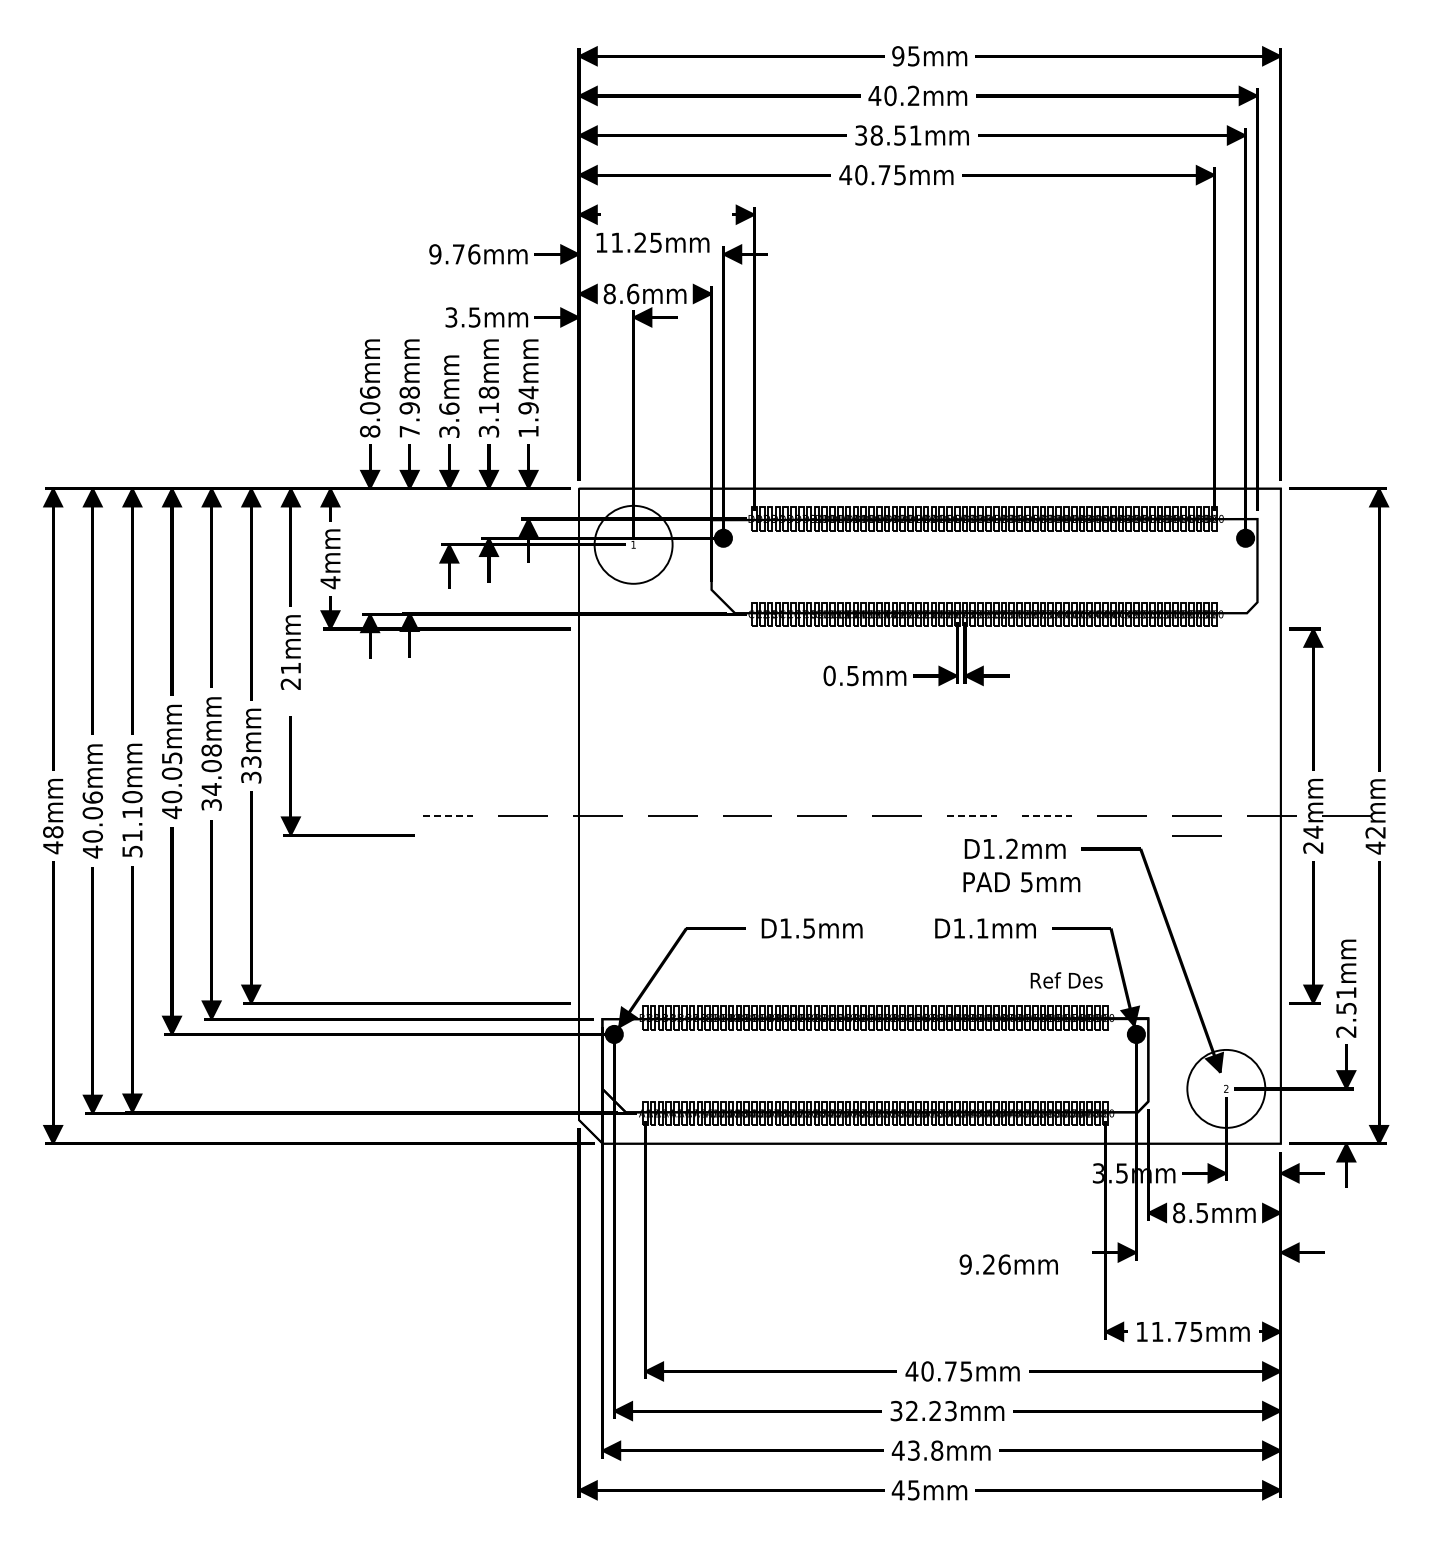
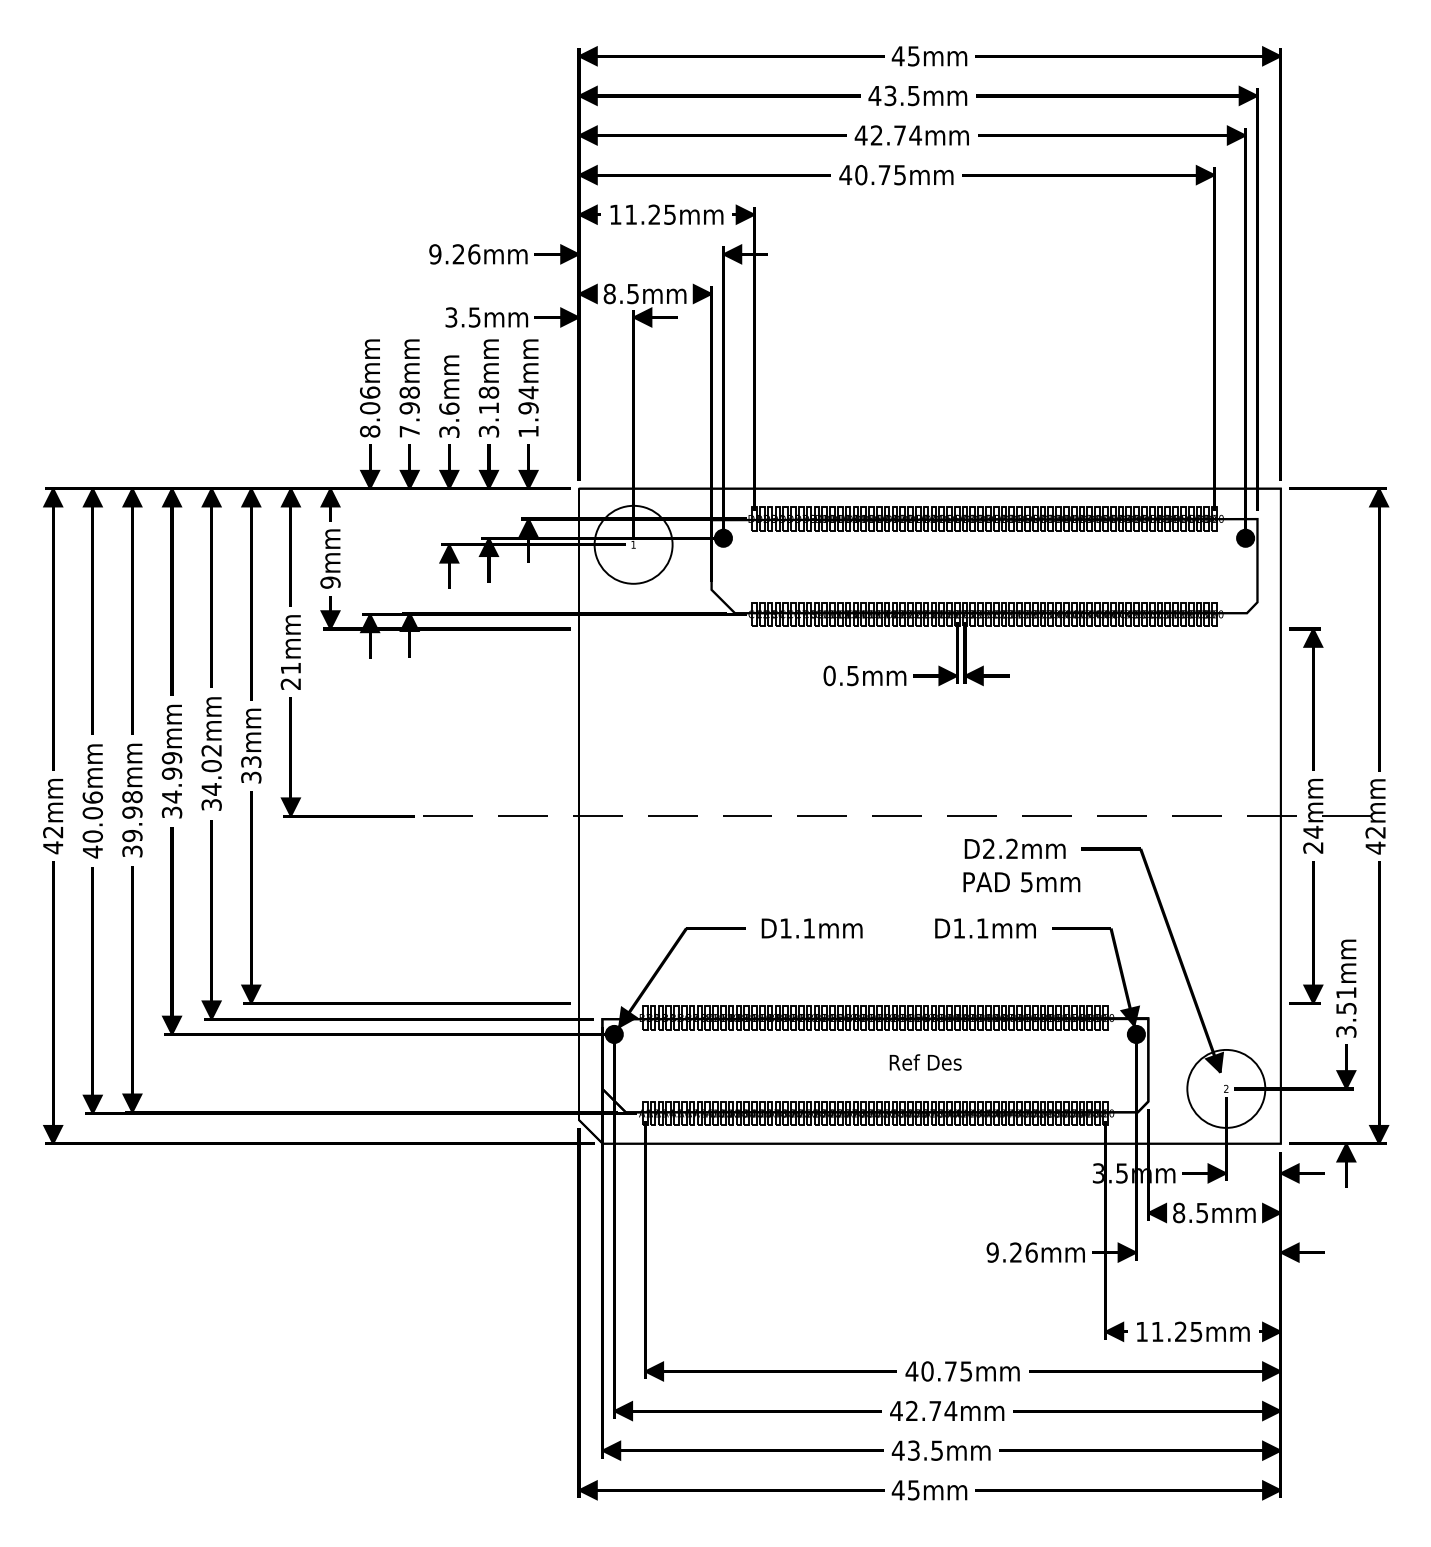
text: 95mm -> 45mm (897, 56)
text: 40.2mm -> 43.5mm (901, 95)
text: 38.51mm -> 42.74mm (888, 135)
text position: (652, 242) -> (666, 214) (666, 214)
text: 9.76mm -> 9.26mm (458, 254)
text: 8.6mm -> 8.5mm (633, 293)
text: 4mm -> 9mm (330, 582)
text: 34.08mm -> 34.02mm (211, 750)
part position: (291, 776) -> (291, 757) (291, 757)
text: 40.05mm -> 34.99mm (171, 785)
line: dashed -> solid (448, 816)
line: dashed -> solid (972, 816)
line: dashed -> solid (1046, 816)
text: 51.10mm -> 39.98mm (132, 823)
text: 48mm -> 42mm (53, 832)
line: present -> none (1196, 835)
text: D1.2mm -> D2.2mm (988, 848)
text: D1.5mm -> D1.1mm (808, 928)
text position: (1066, 980) -> (925, 1062) (925, 1062)
text: 2.51mm -> 3.51mm (1346, 1031)
text position: (1008, 1264) -> (1035, 1252) (1035, 1252)
text: 11.75mm -> 11.25mm (1180, 1331)
text: 32.23mm -> 42.74mm (923, 1410)
text: 43.8mm -> 43.5mm (937, 1450)
